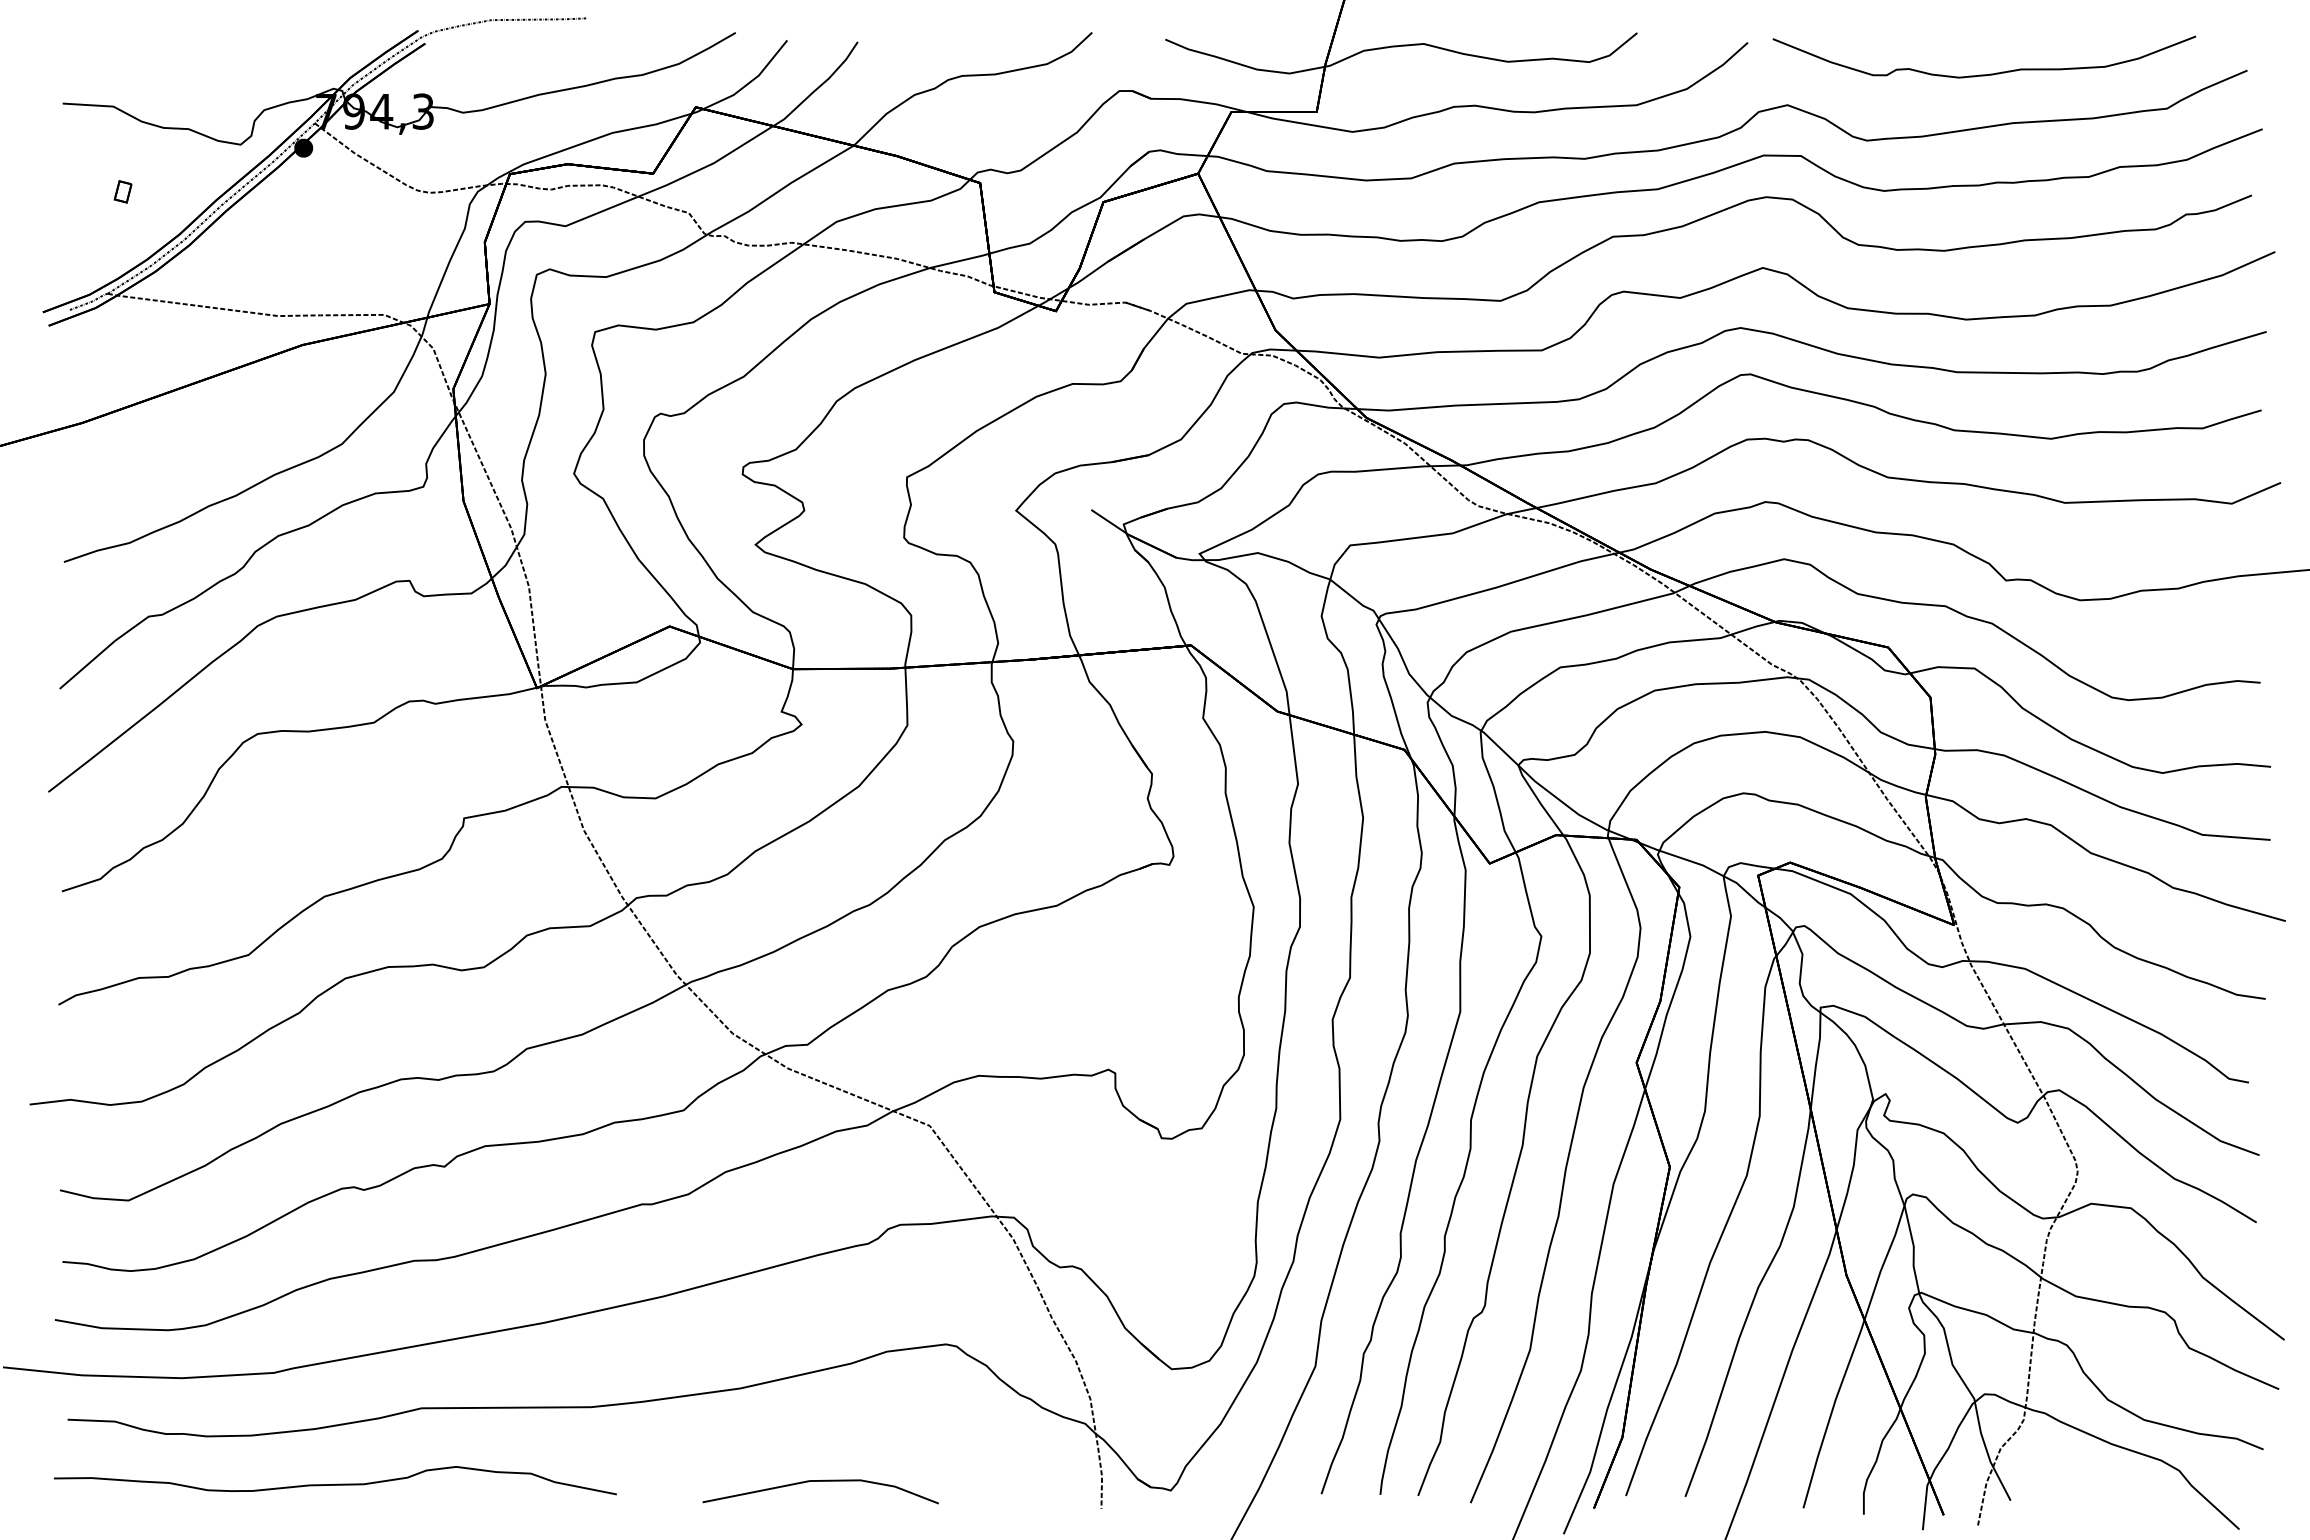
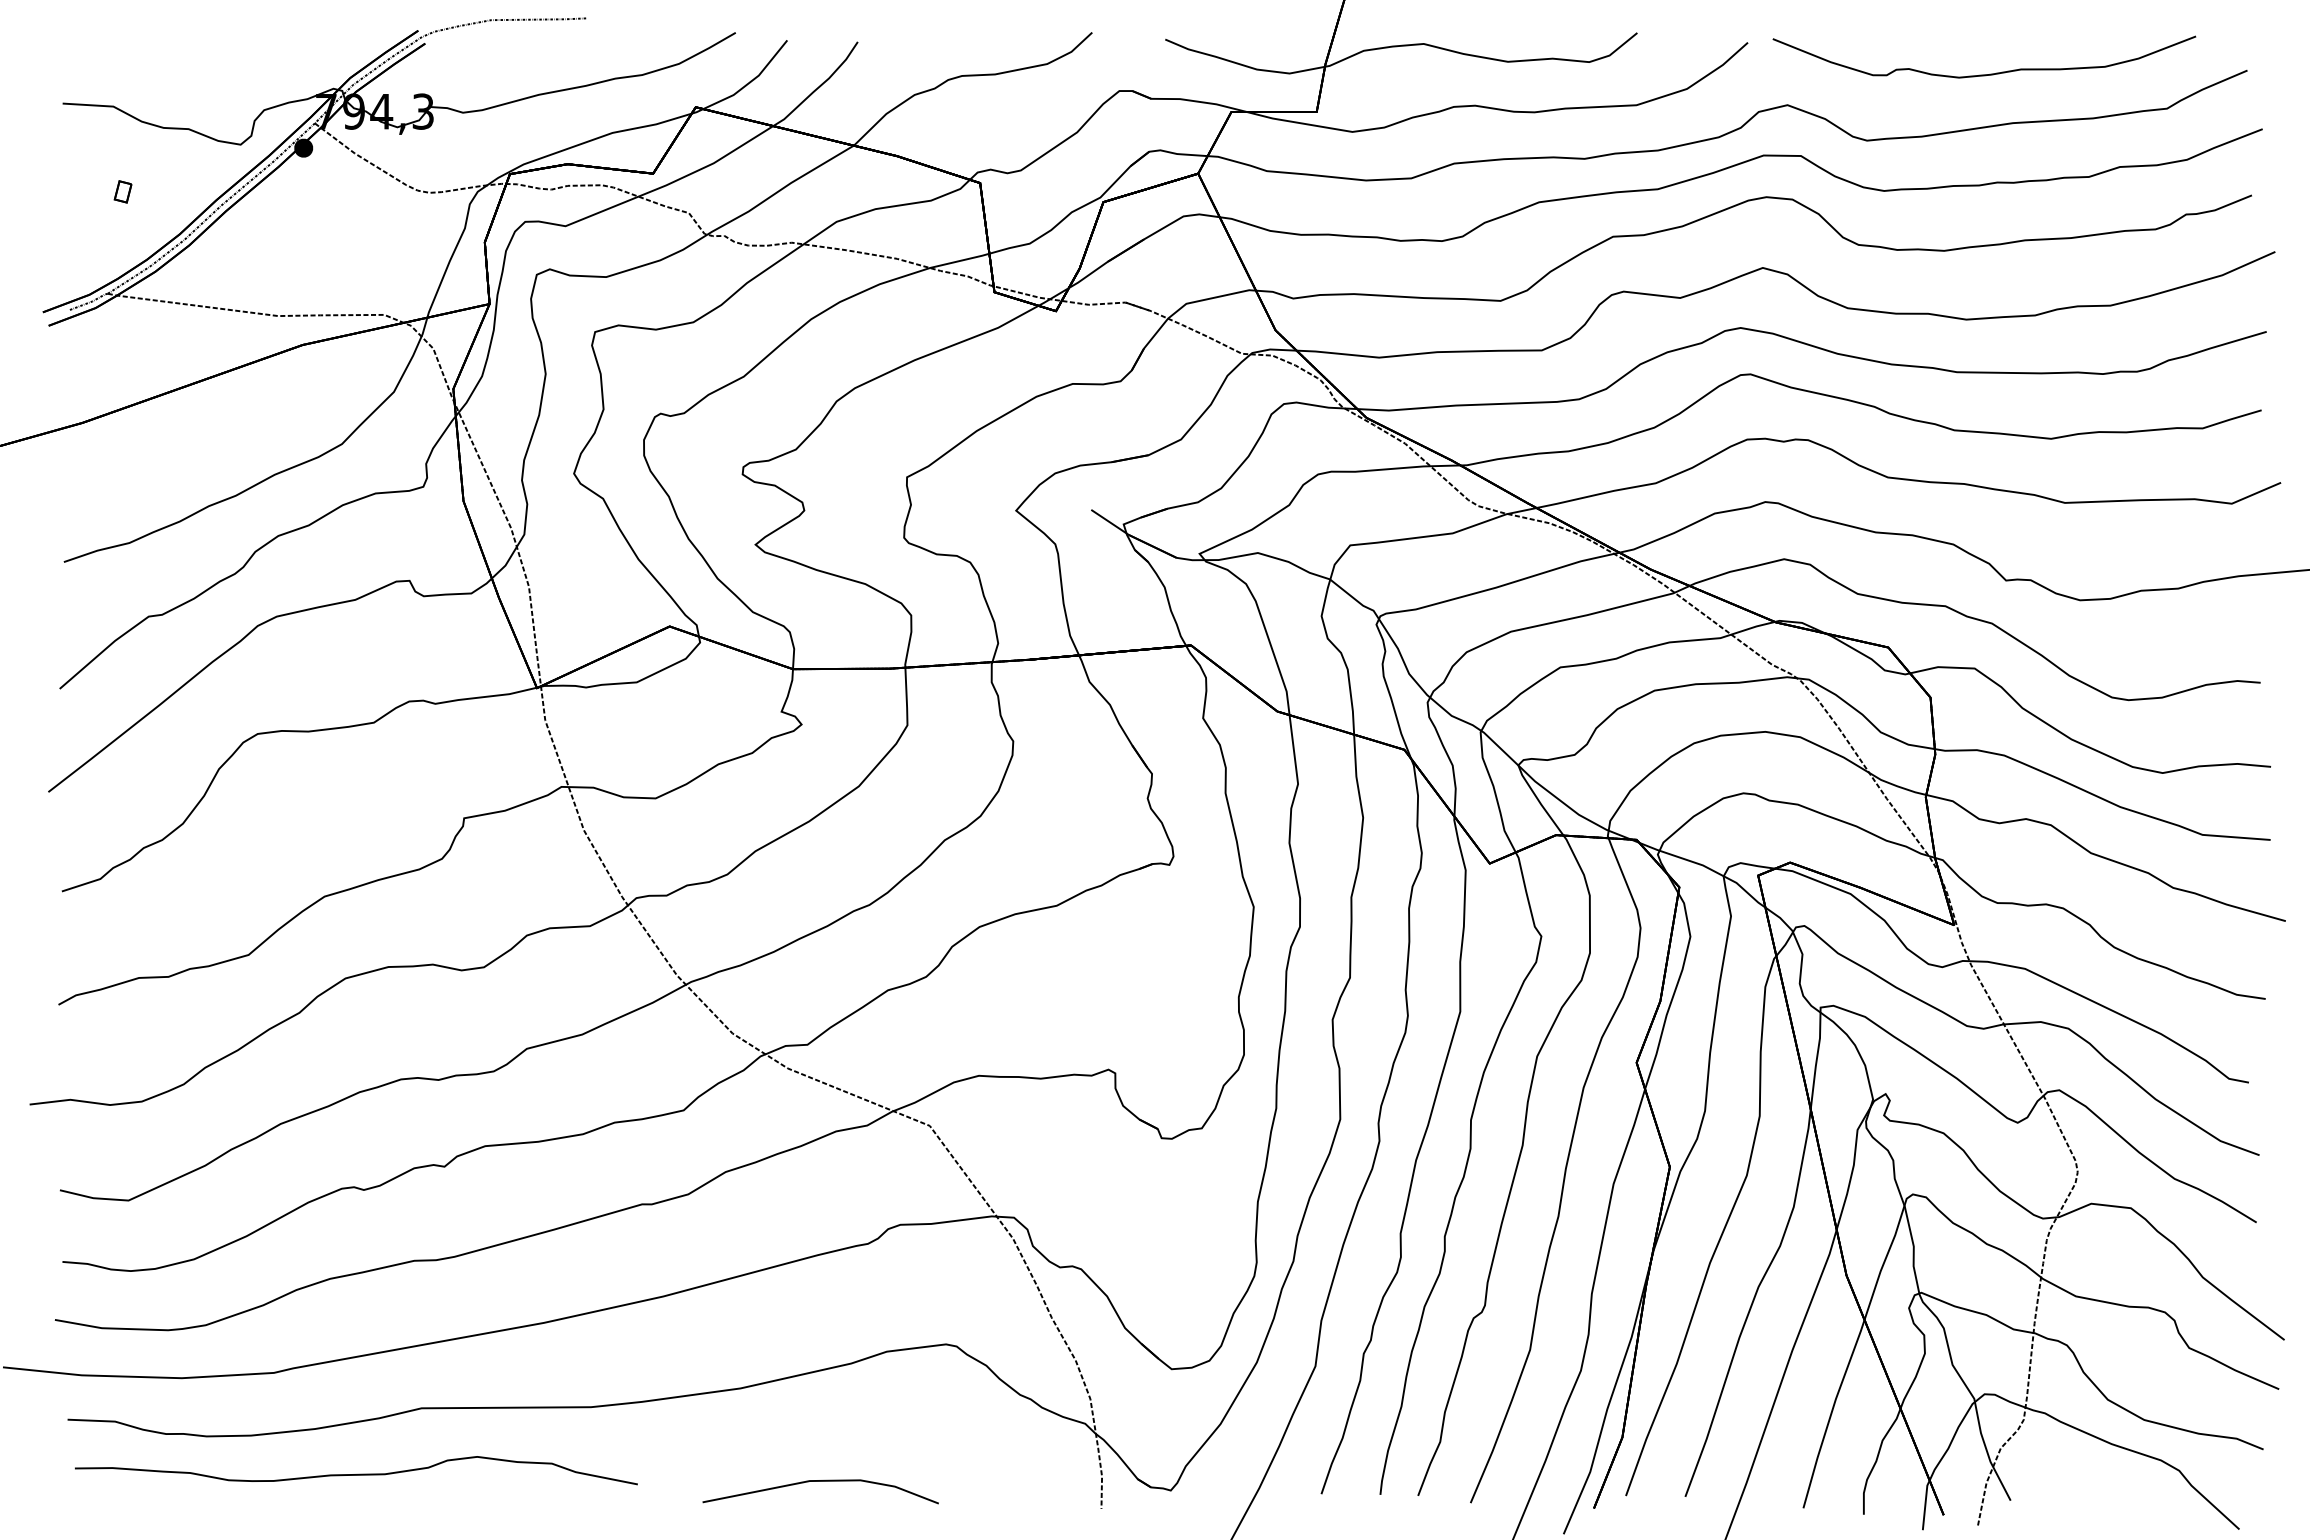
curve position: (336, 1483) -> (357, 1473) (357, 1473)
